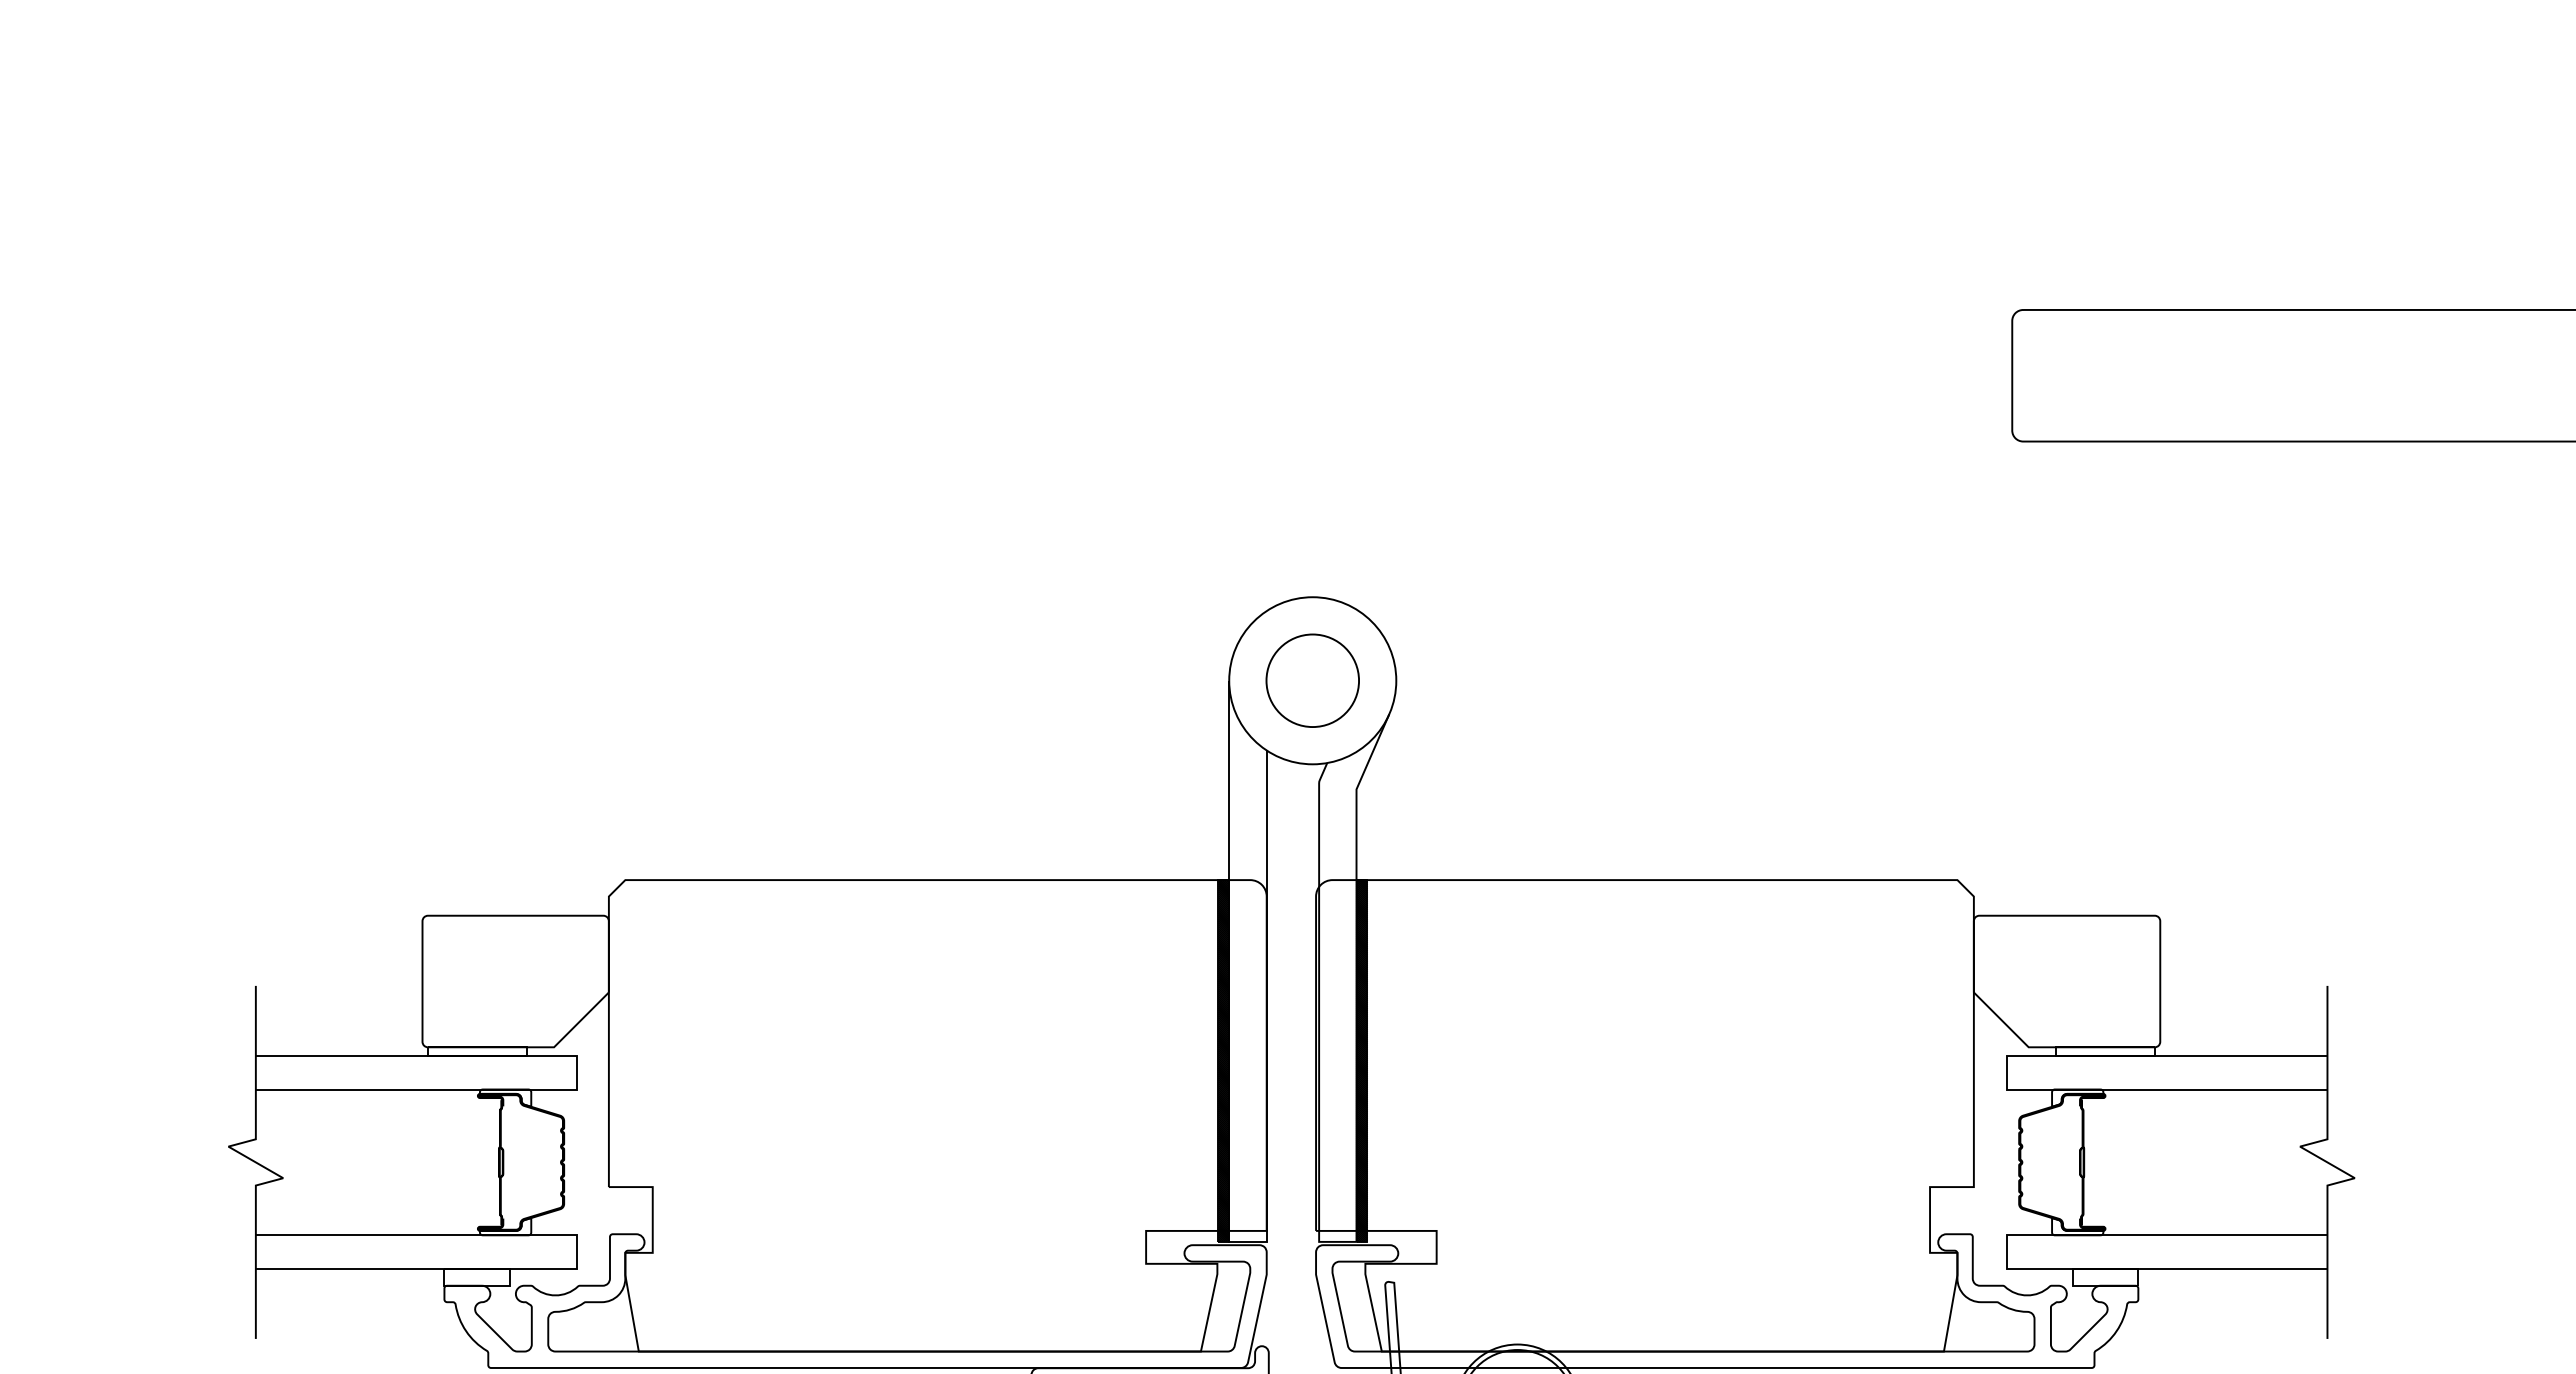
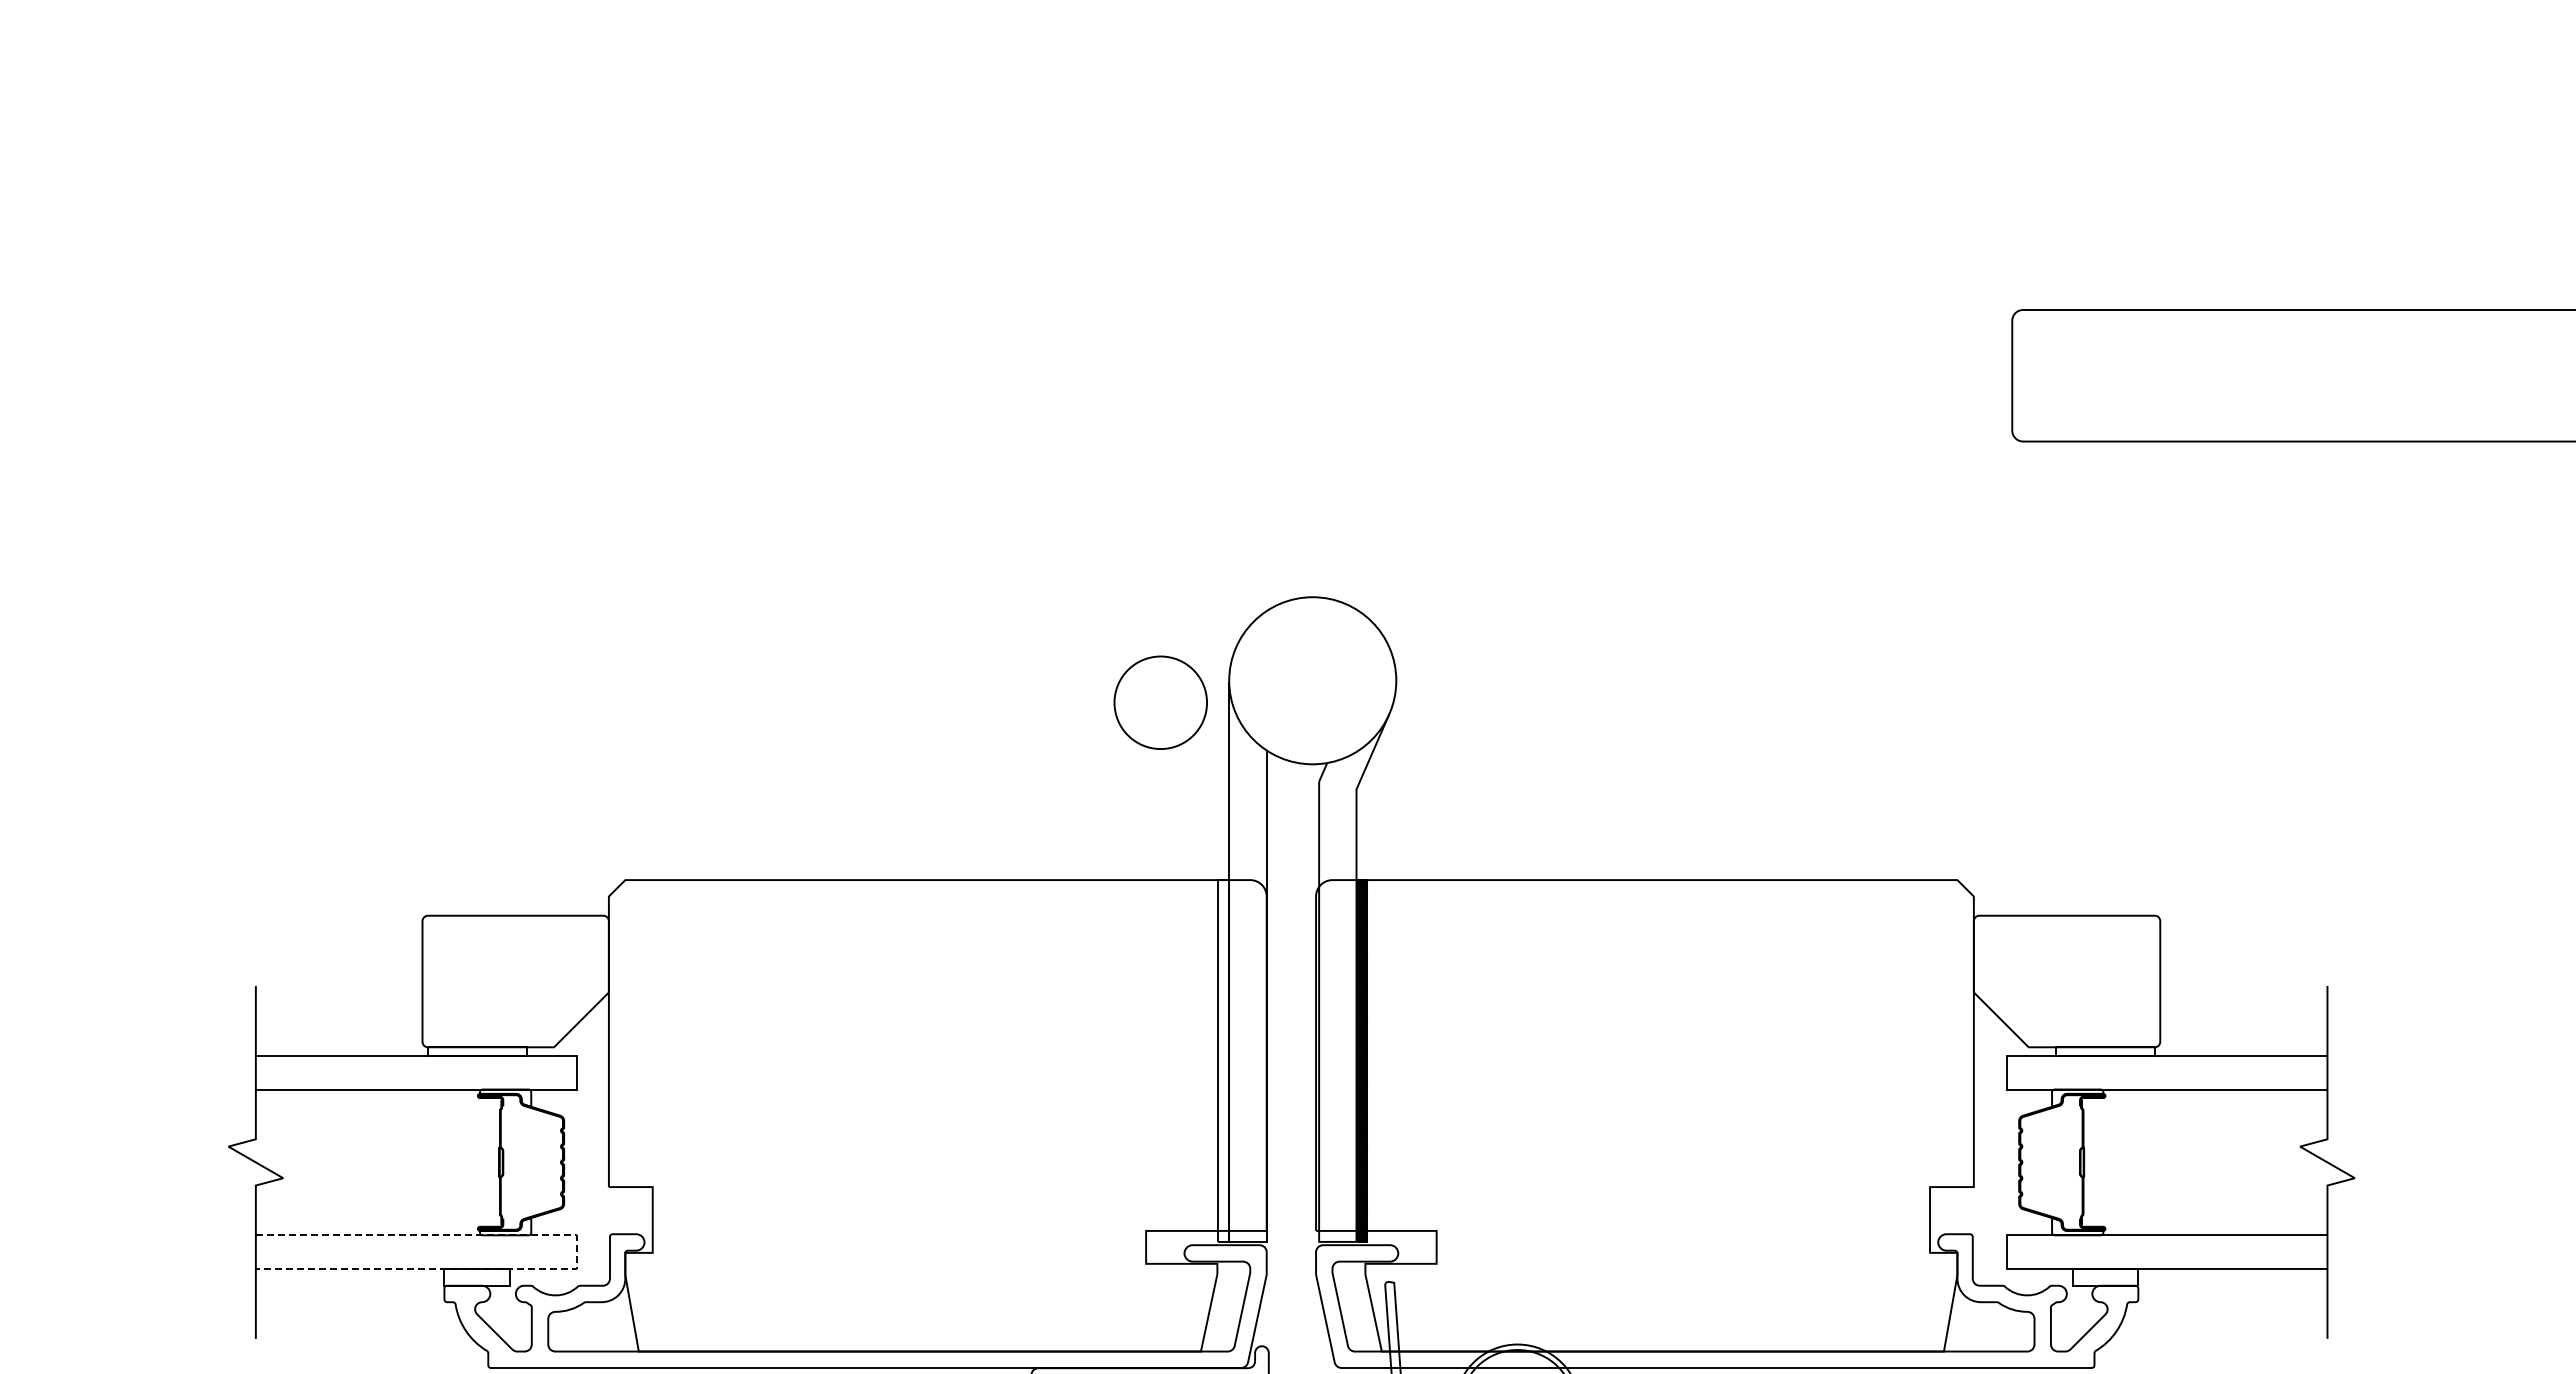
circle position: (1312, 680) -> (1160, 702) (1160, 702)
hatch: present -> none (1223, 1060)
line: solid -> dashed (576, 1252)
